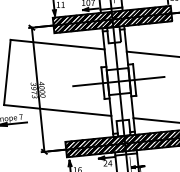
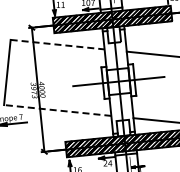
line: solid -> dashed (58, 44)
line: solid -> dashed (57, 110)
